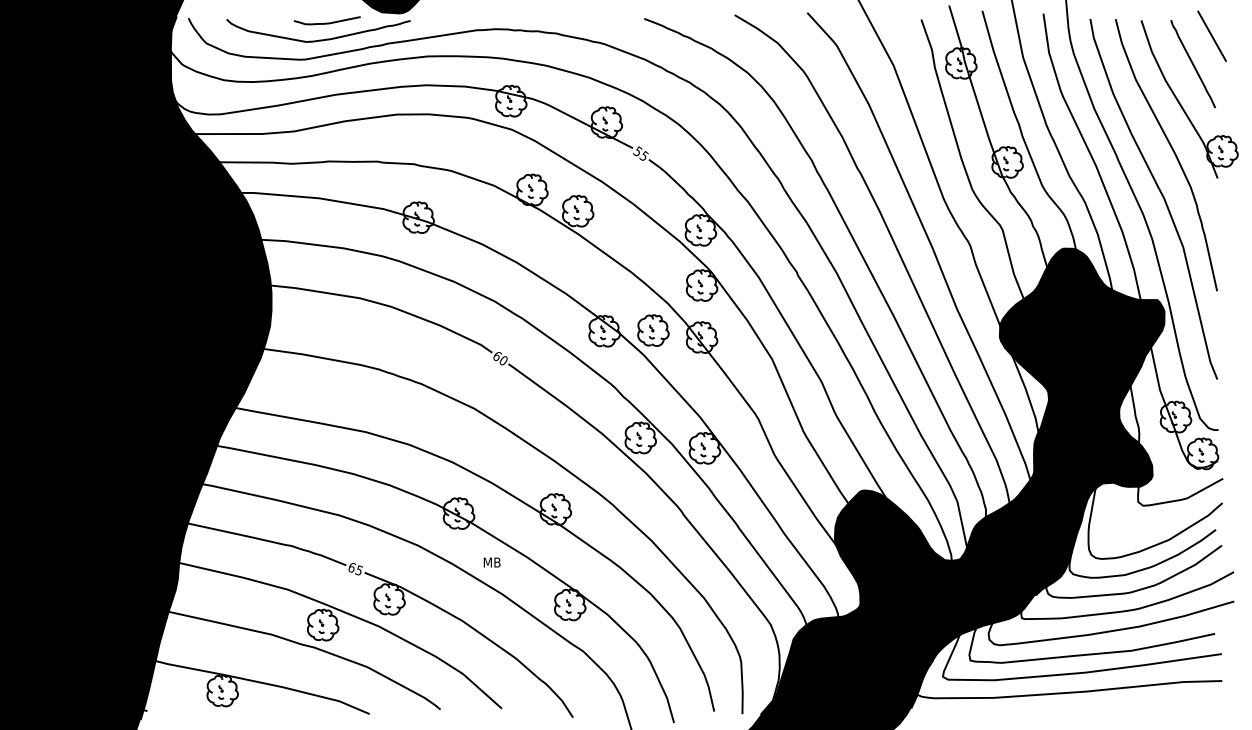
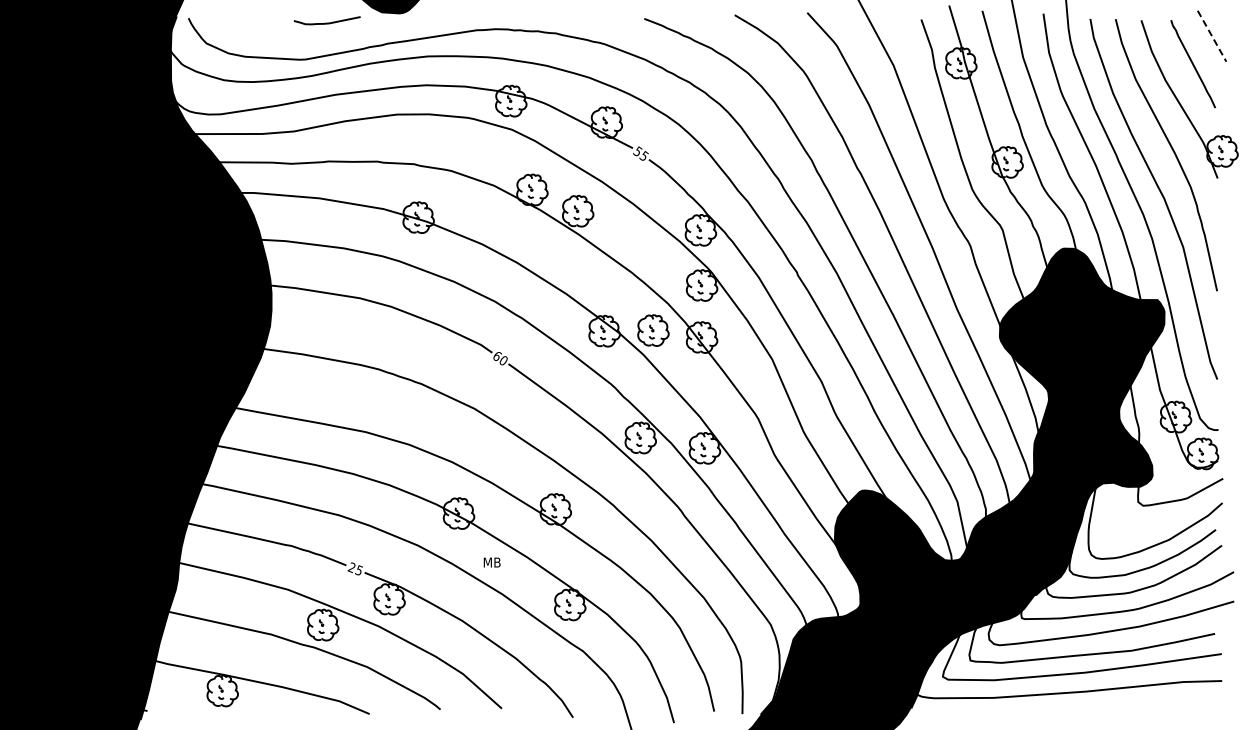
line: solid -> dashed (1212, 36)
curve: present -> none (319, 39)
text: 65 -> 25 (351, 567)
